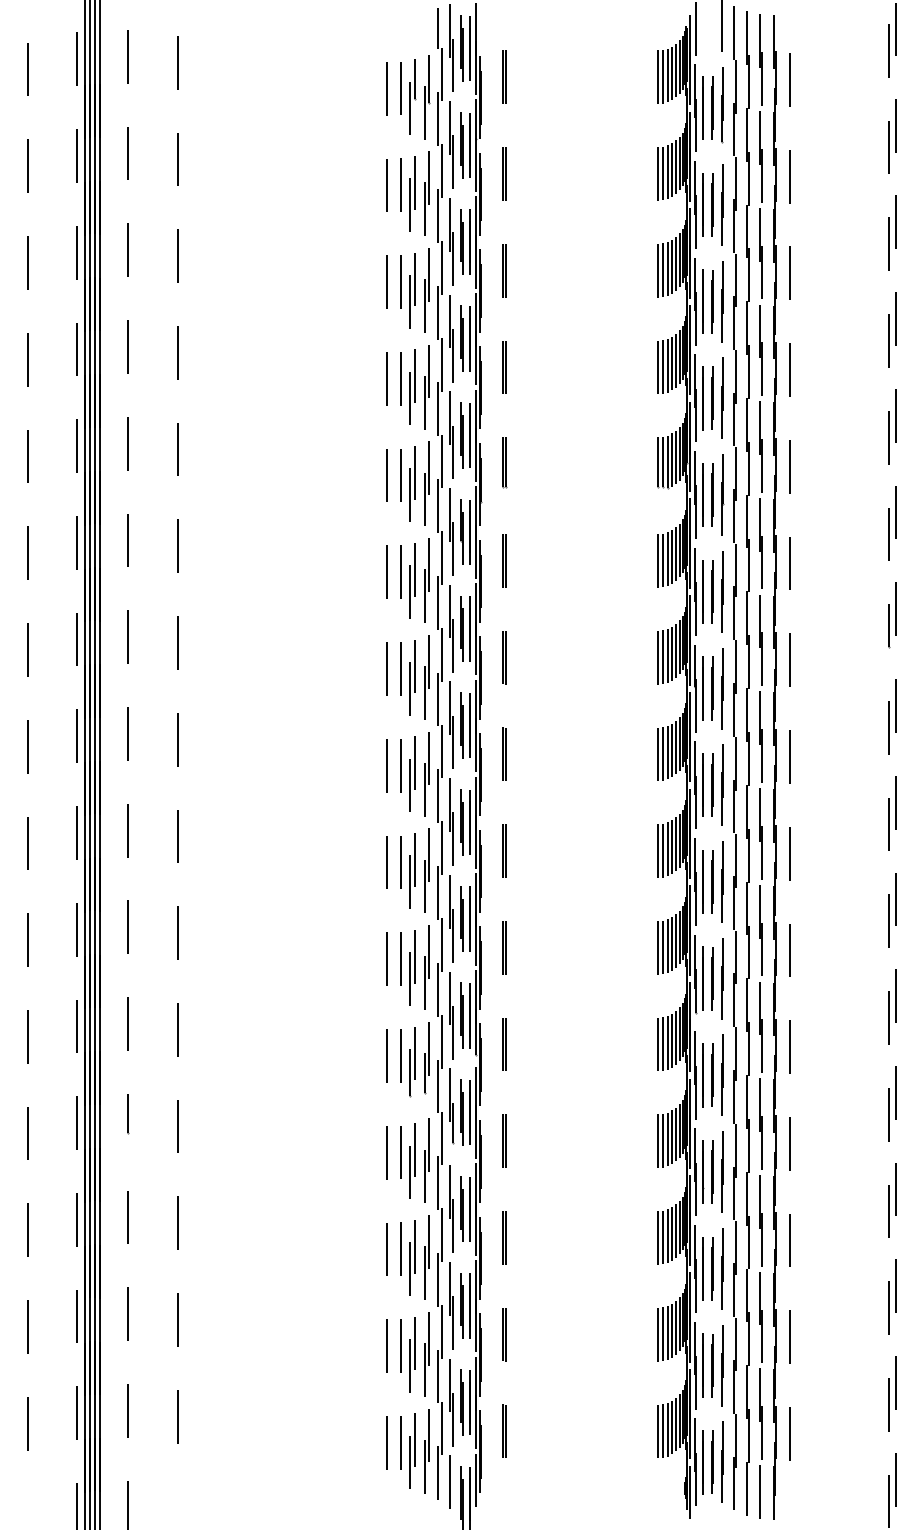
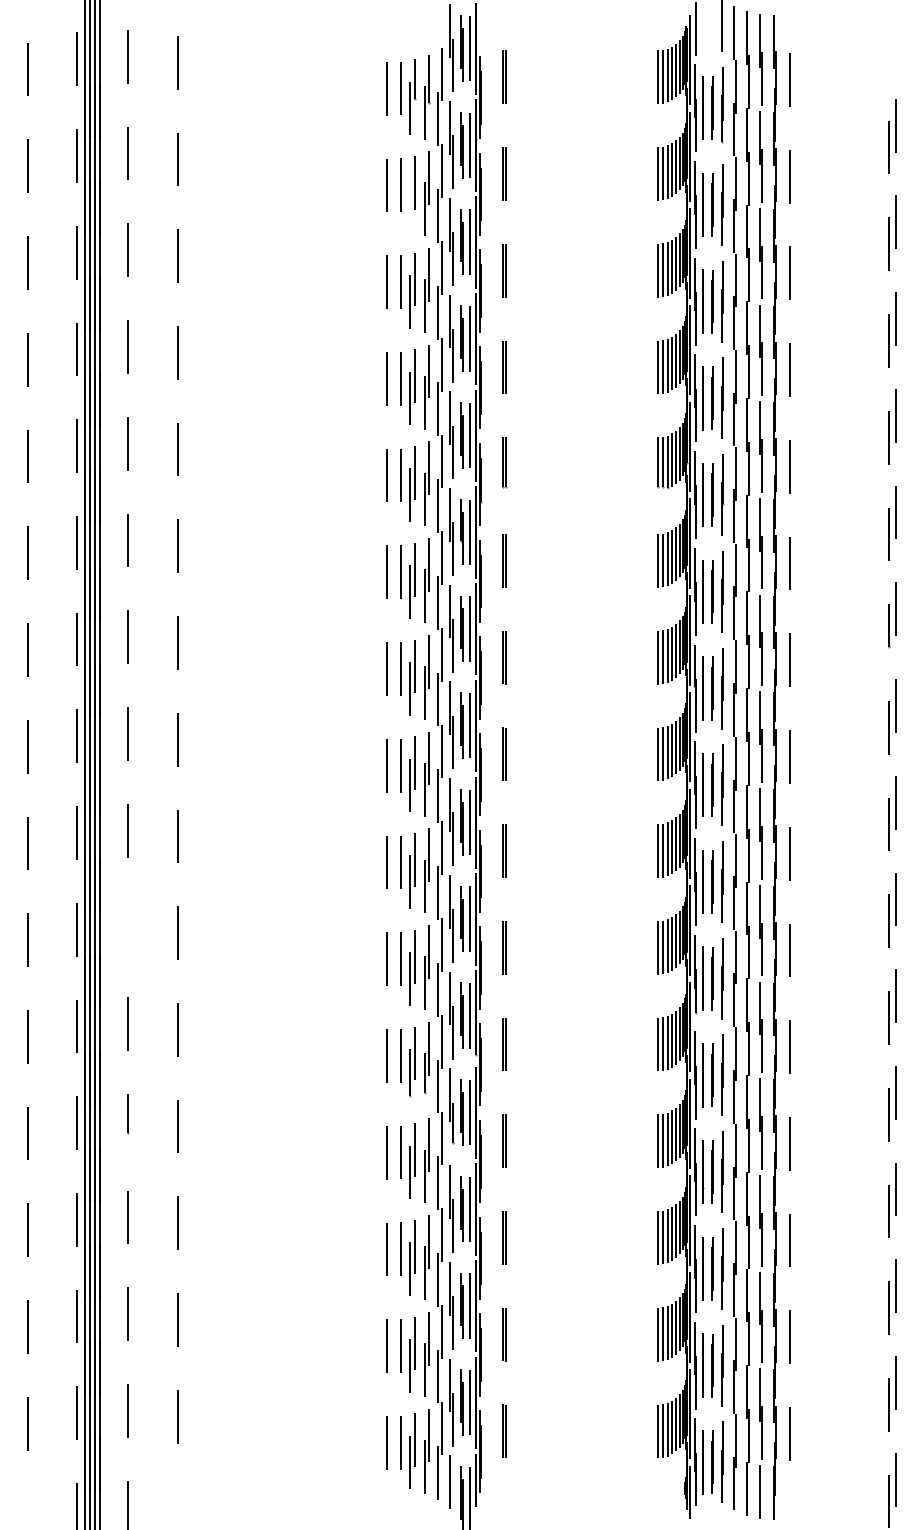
line: present -> none (438, 28)
part: present -> none (892, 40)
line: present -> none (410, 205)
line: present -> none (127, 927)
